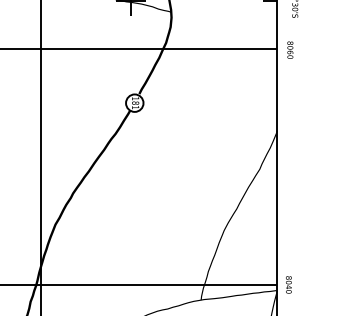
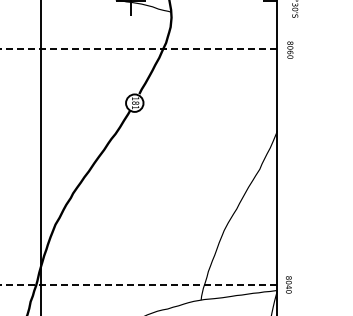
line: solid -> dashed (139, 48)
line: solid -> dashed (139, 284)
